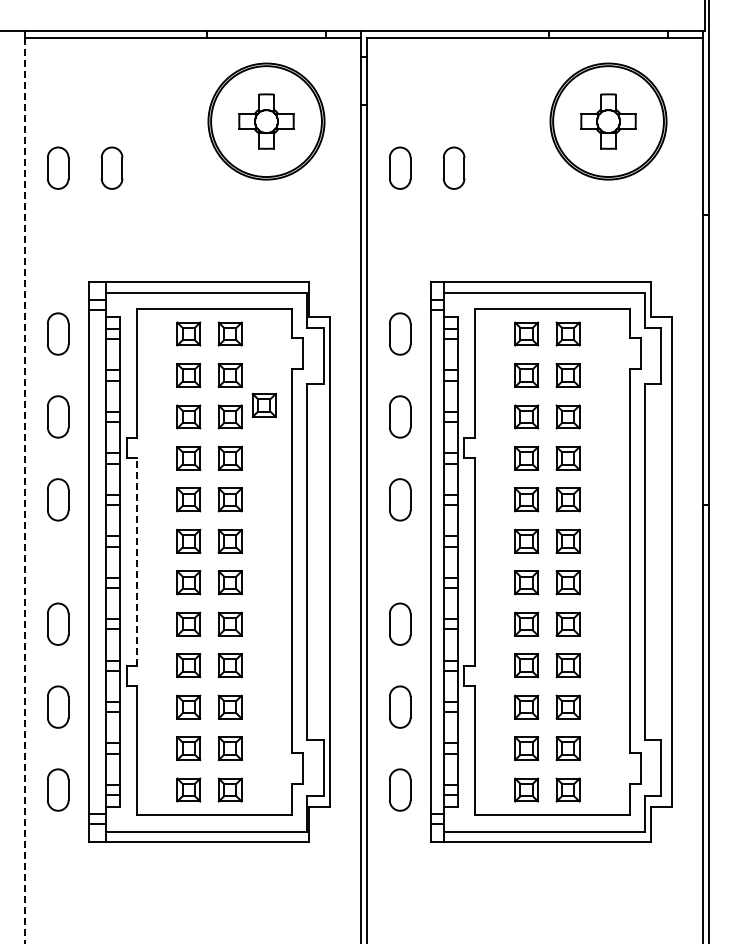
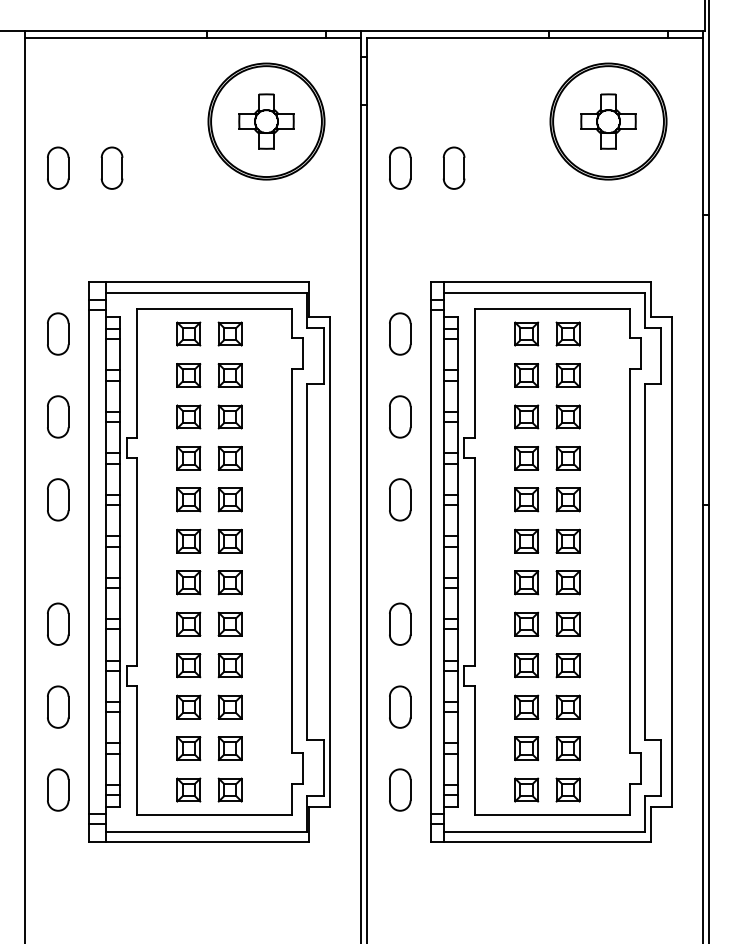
part: present -> none (263, 405)
line: dashed -> solid (25, 490)
line: dashed -> solid (136, 562)
